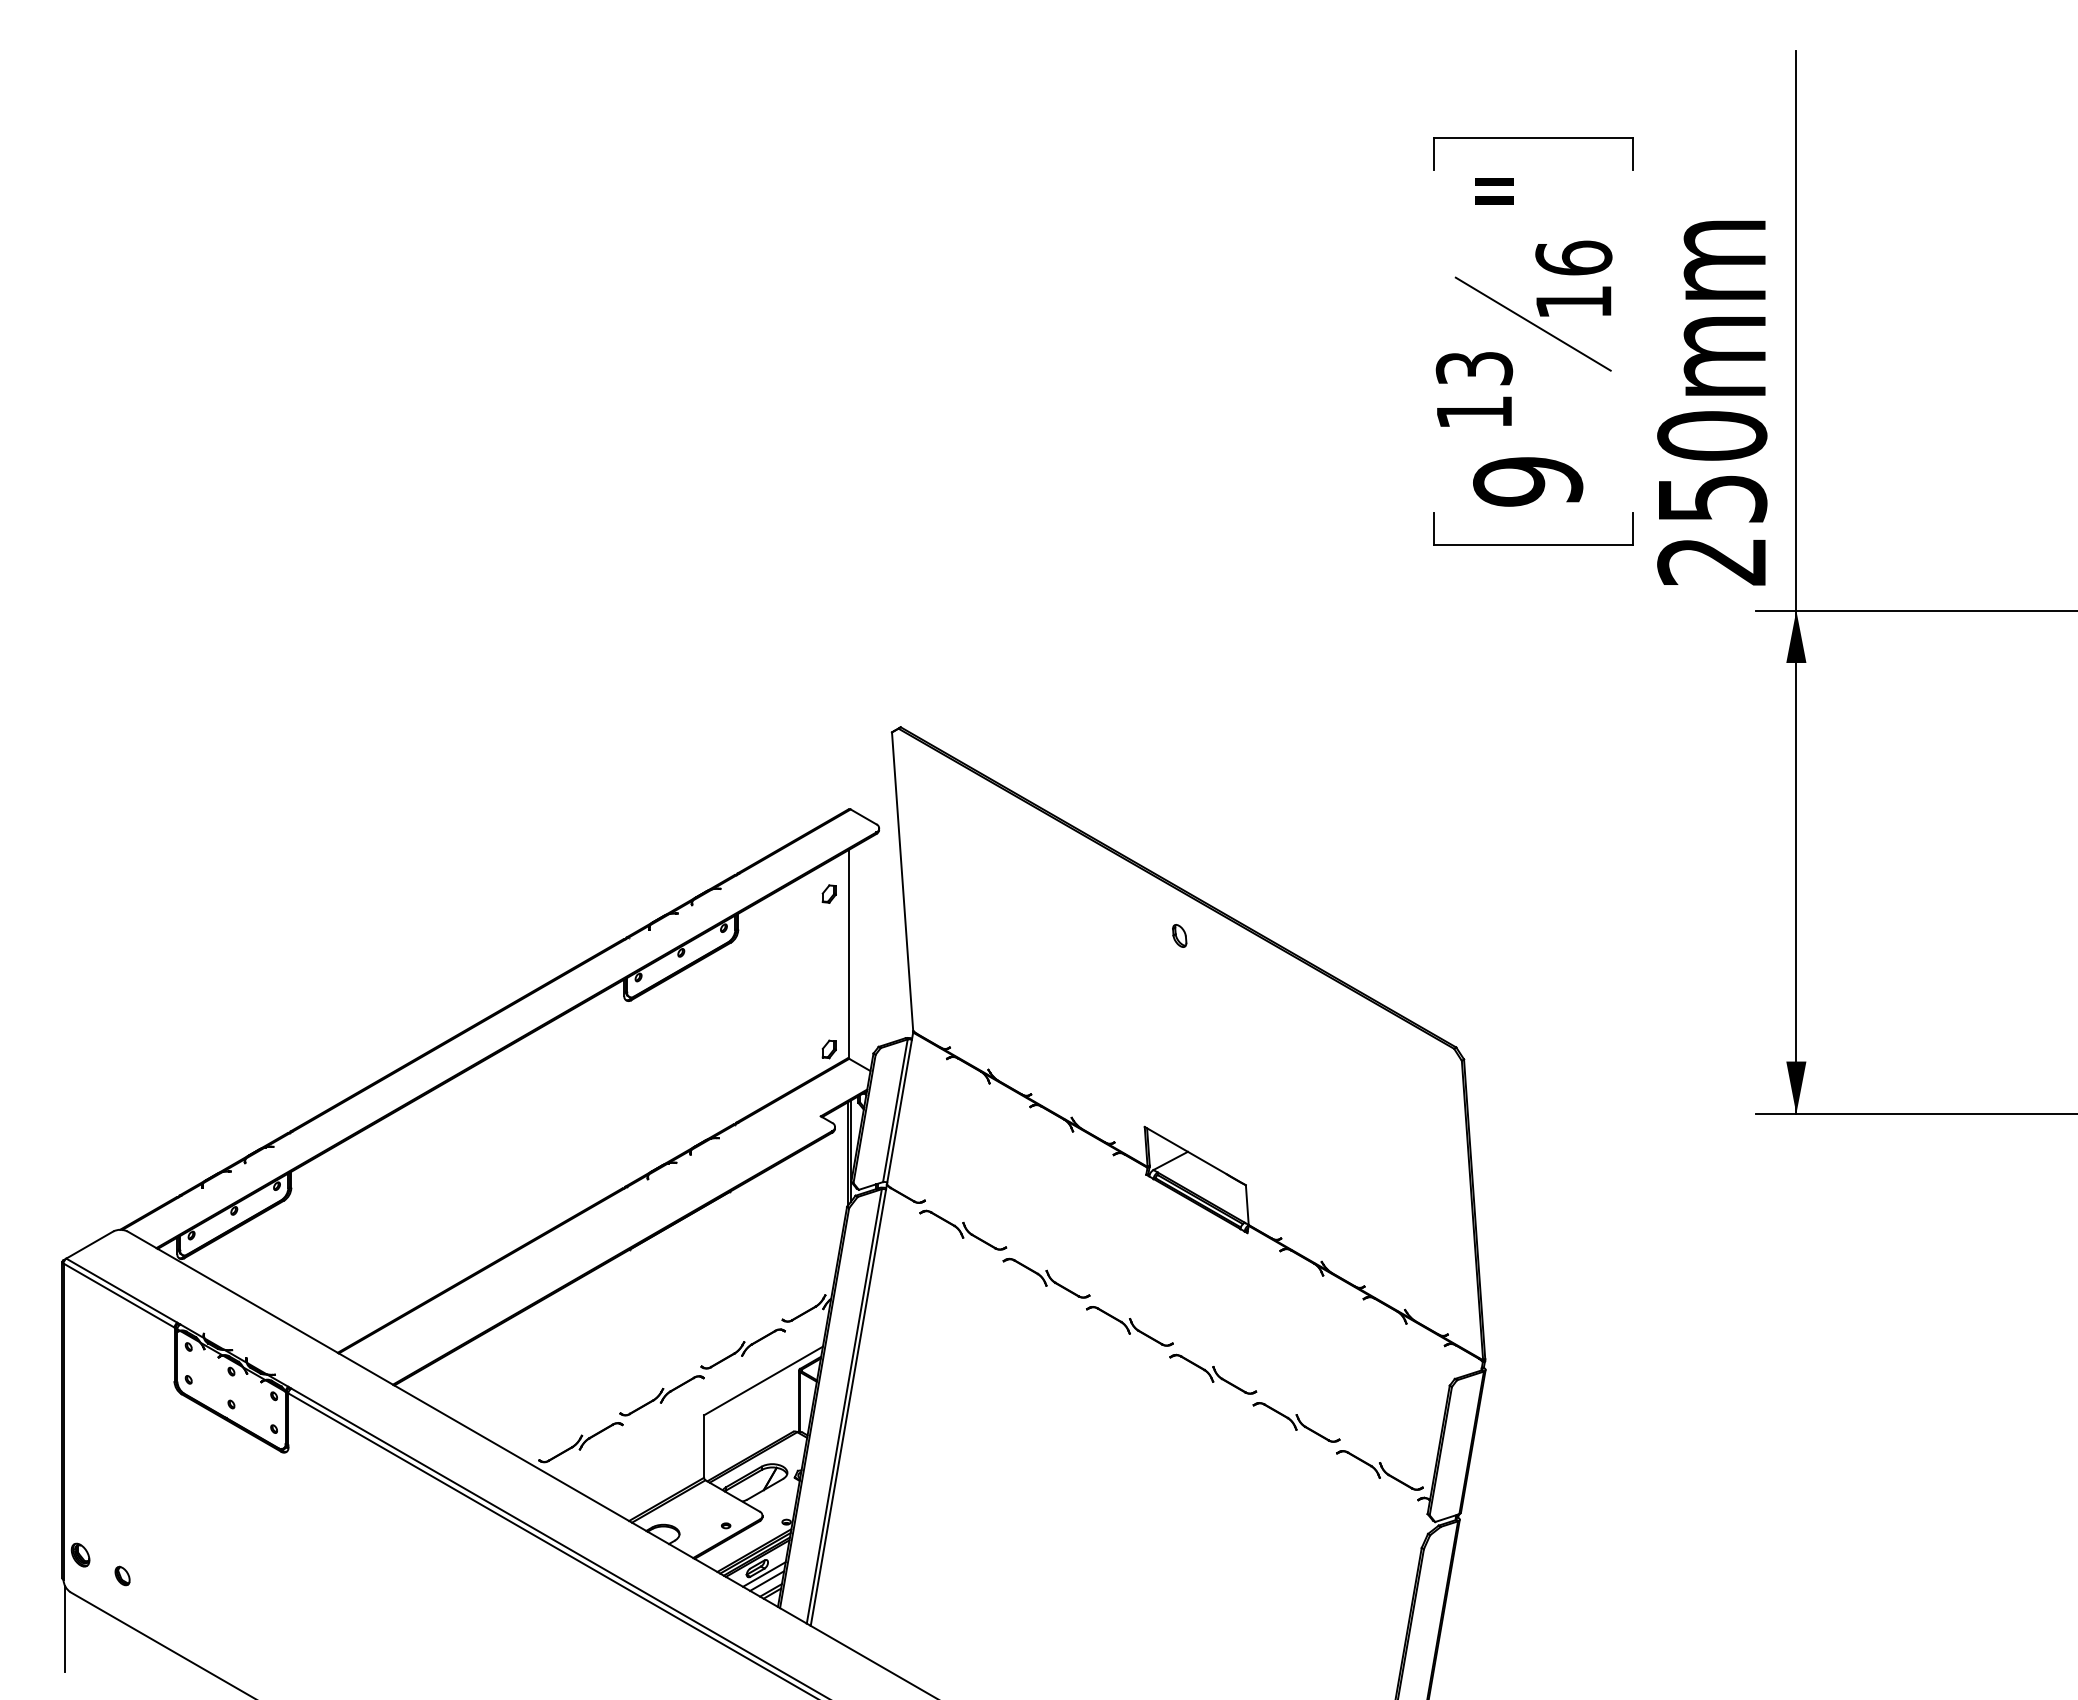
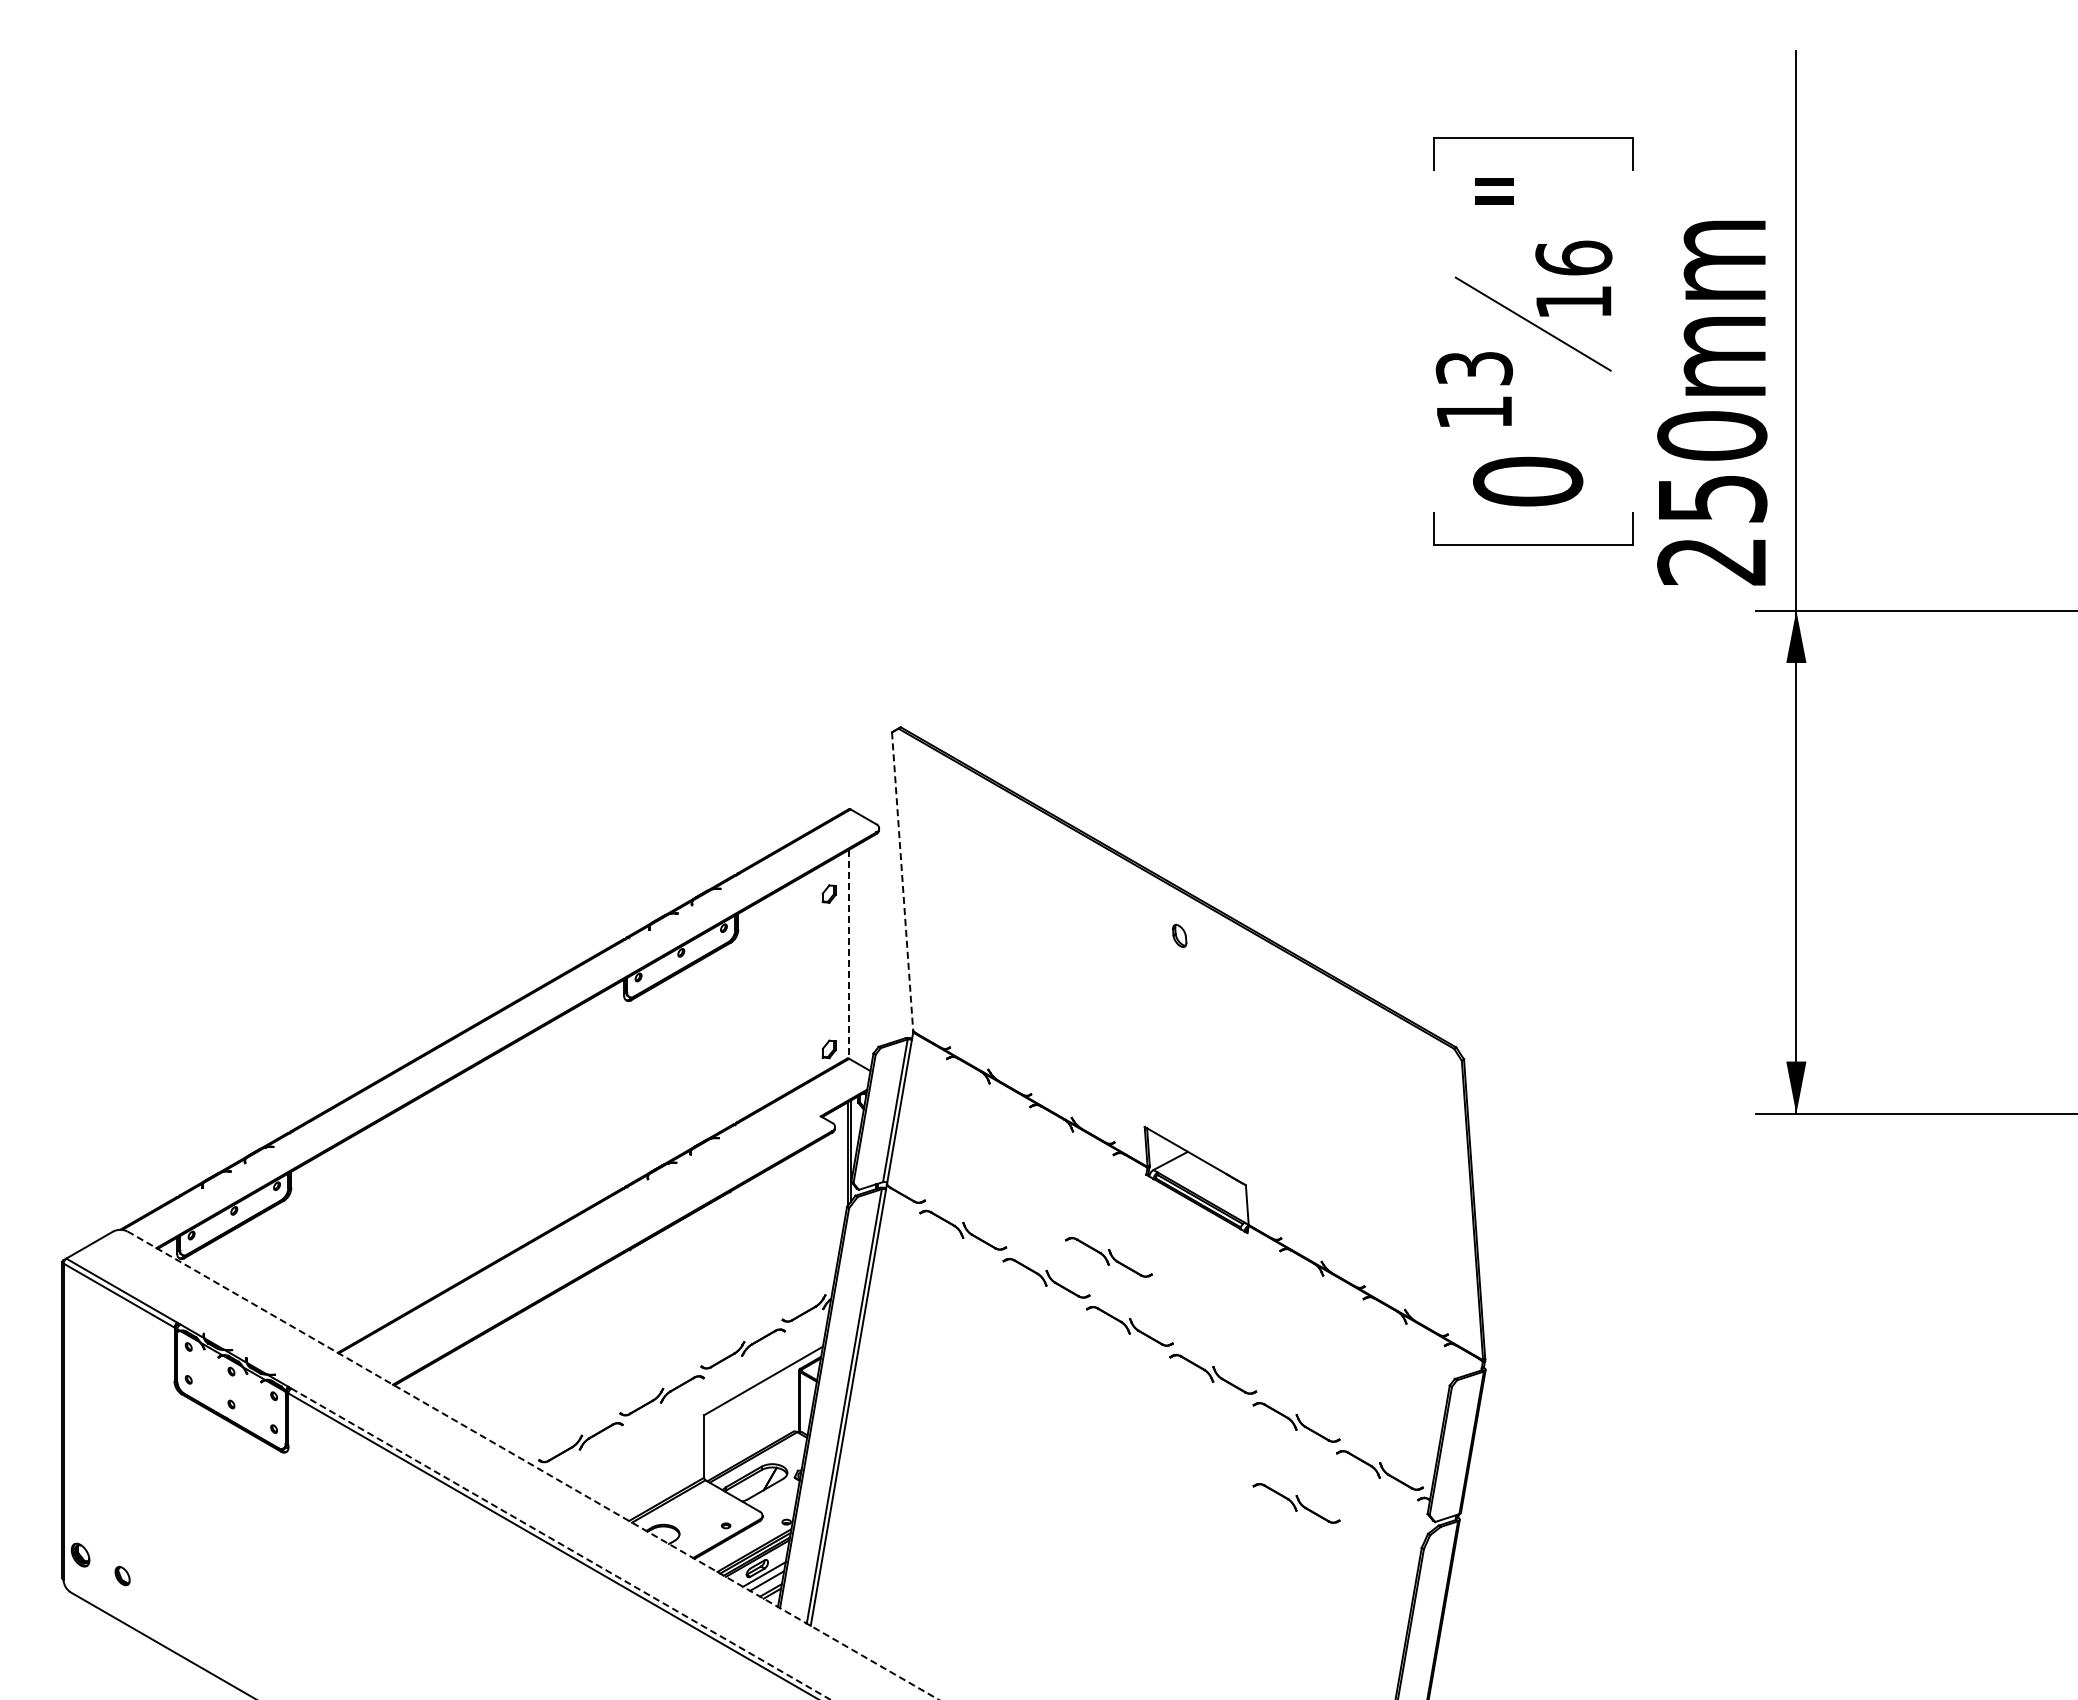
text: 9 -> 0 (1528, 481)
line: solid -> dashed (902, 881)
line: solid -> dashed (849, 954)
part: none -> present (1108, 1257)
line: solid -> dashed (533, 1465)
part: none -> present (1296, 1503)
line: solid -> dashed (561, 1544)
line: present -> none (64, 1628)
